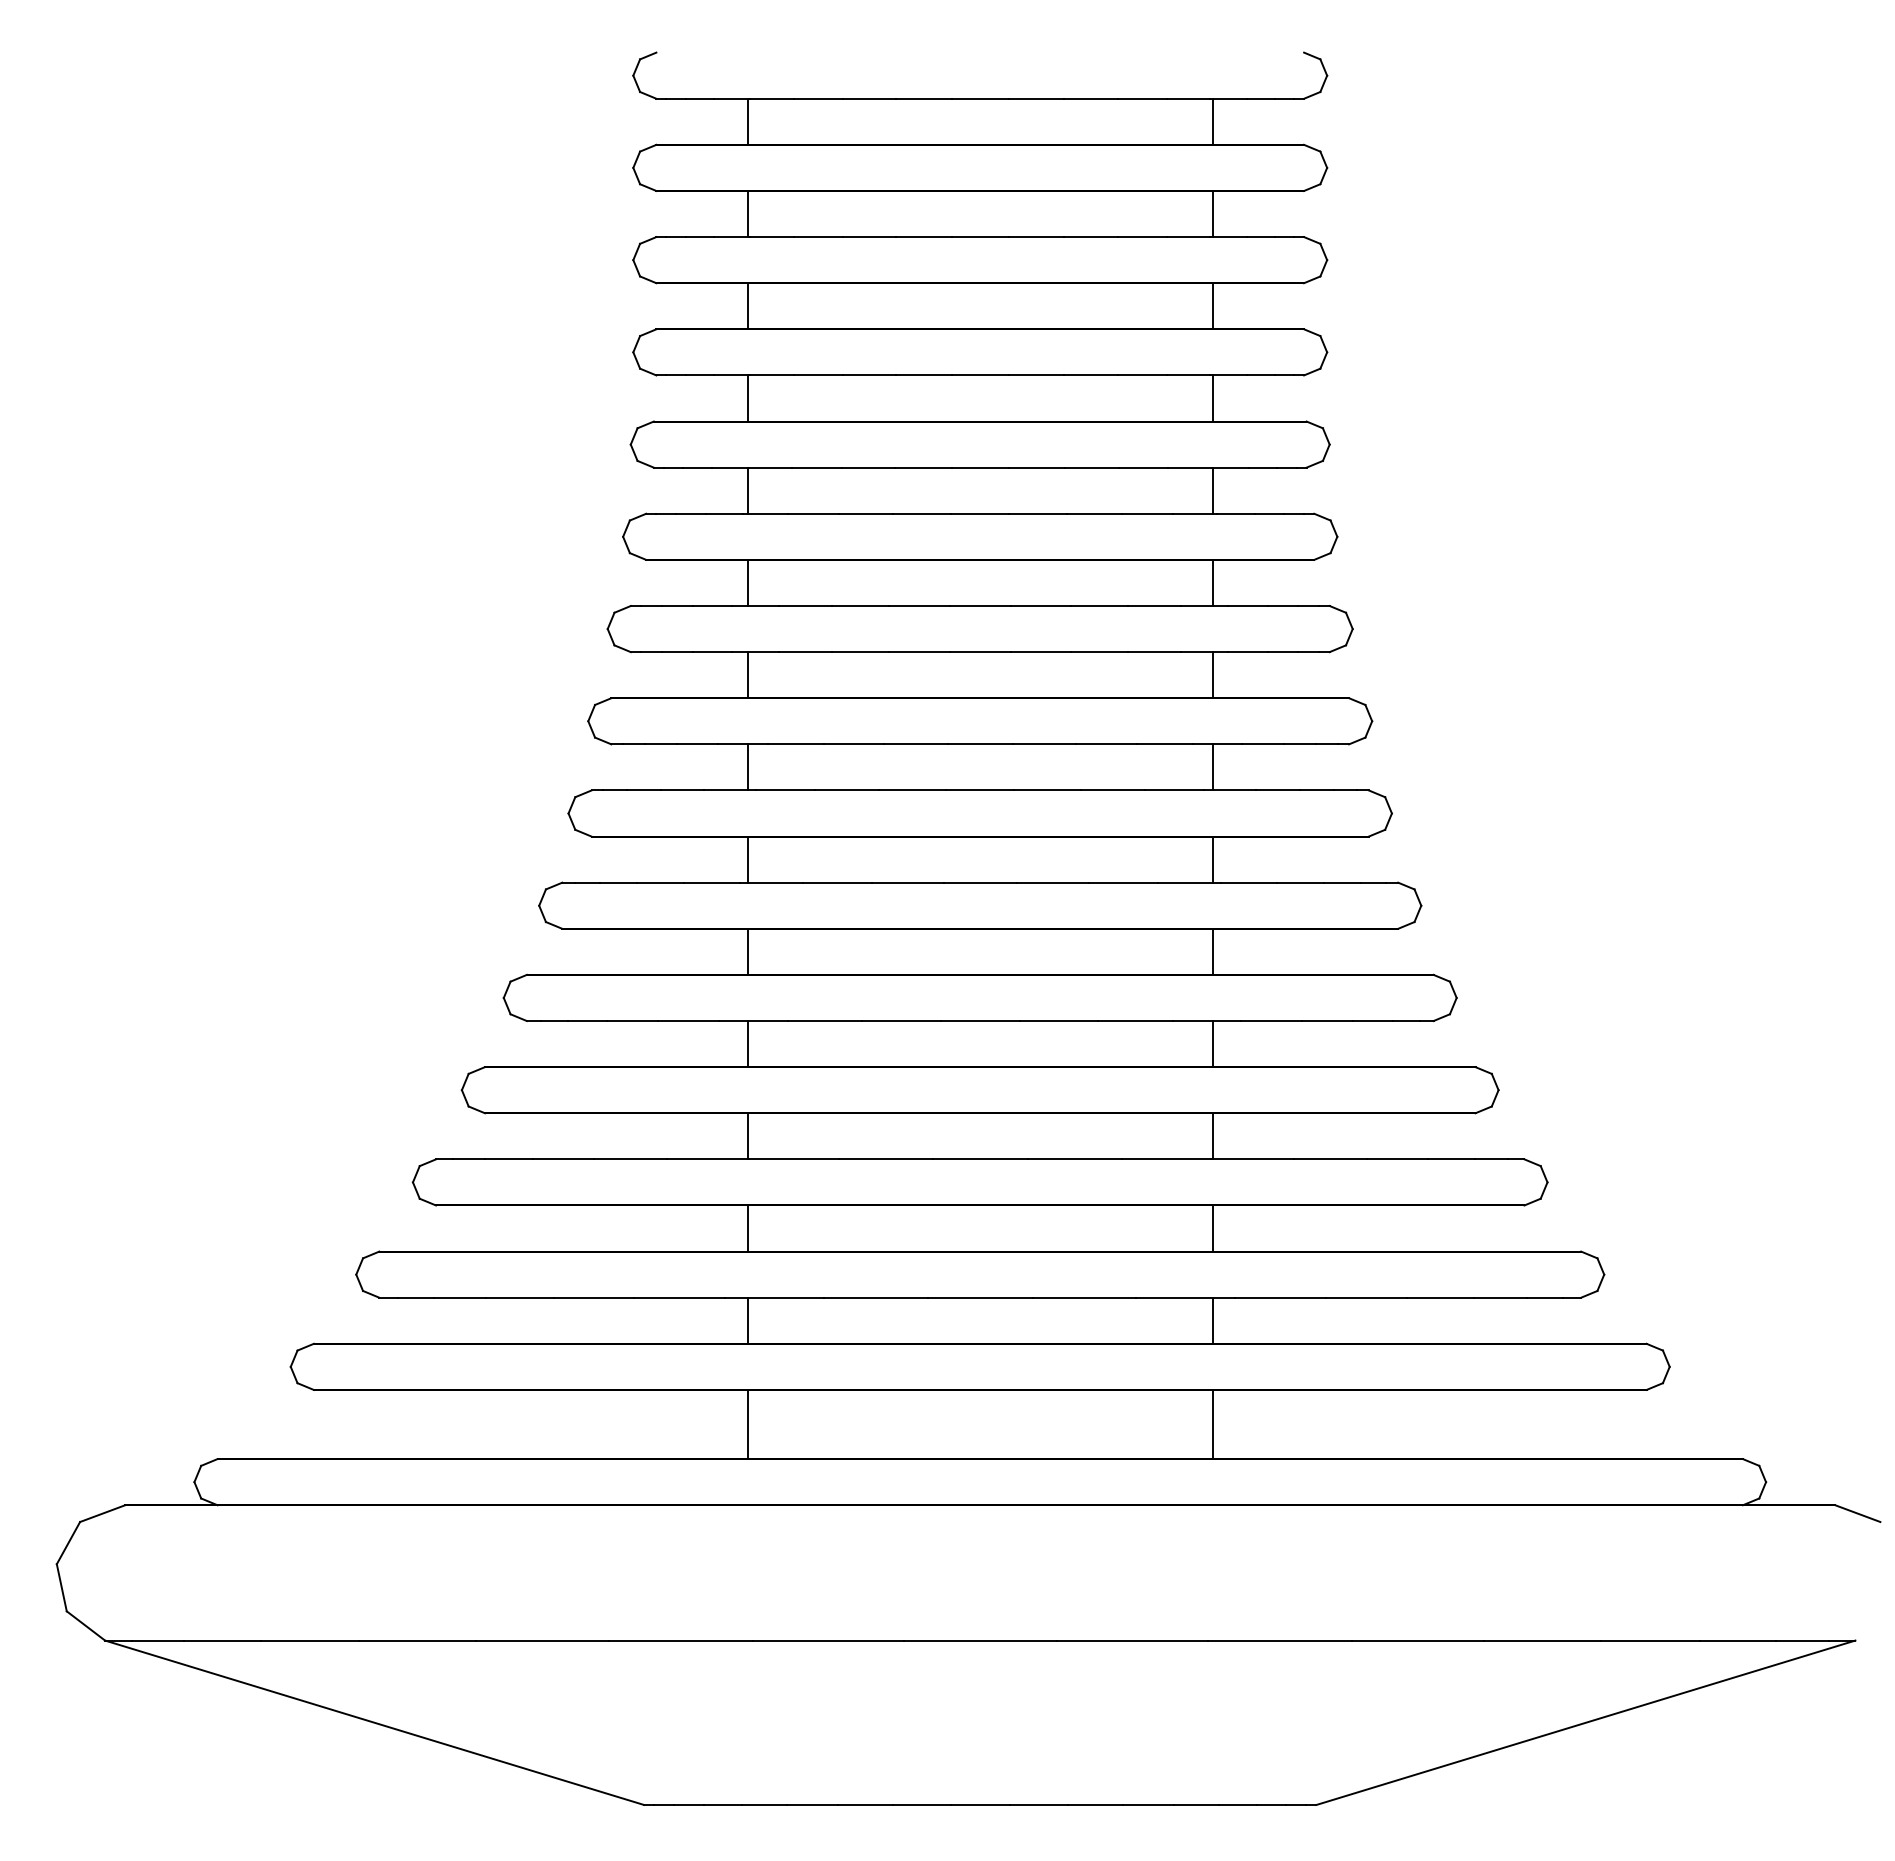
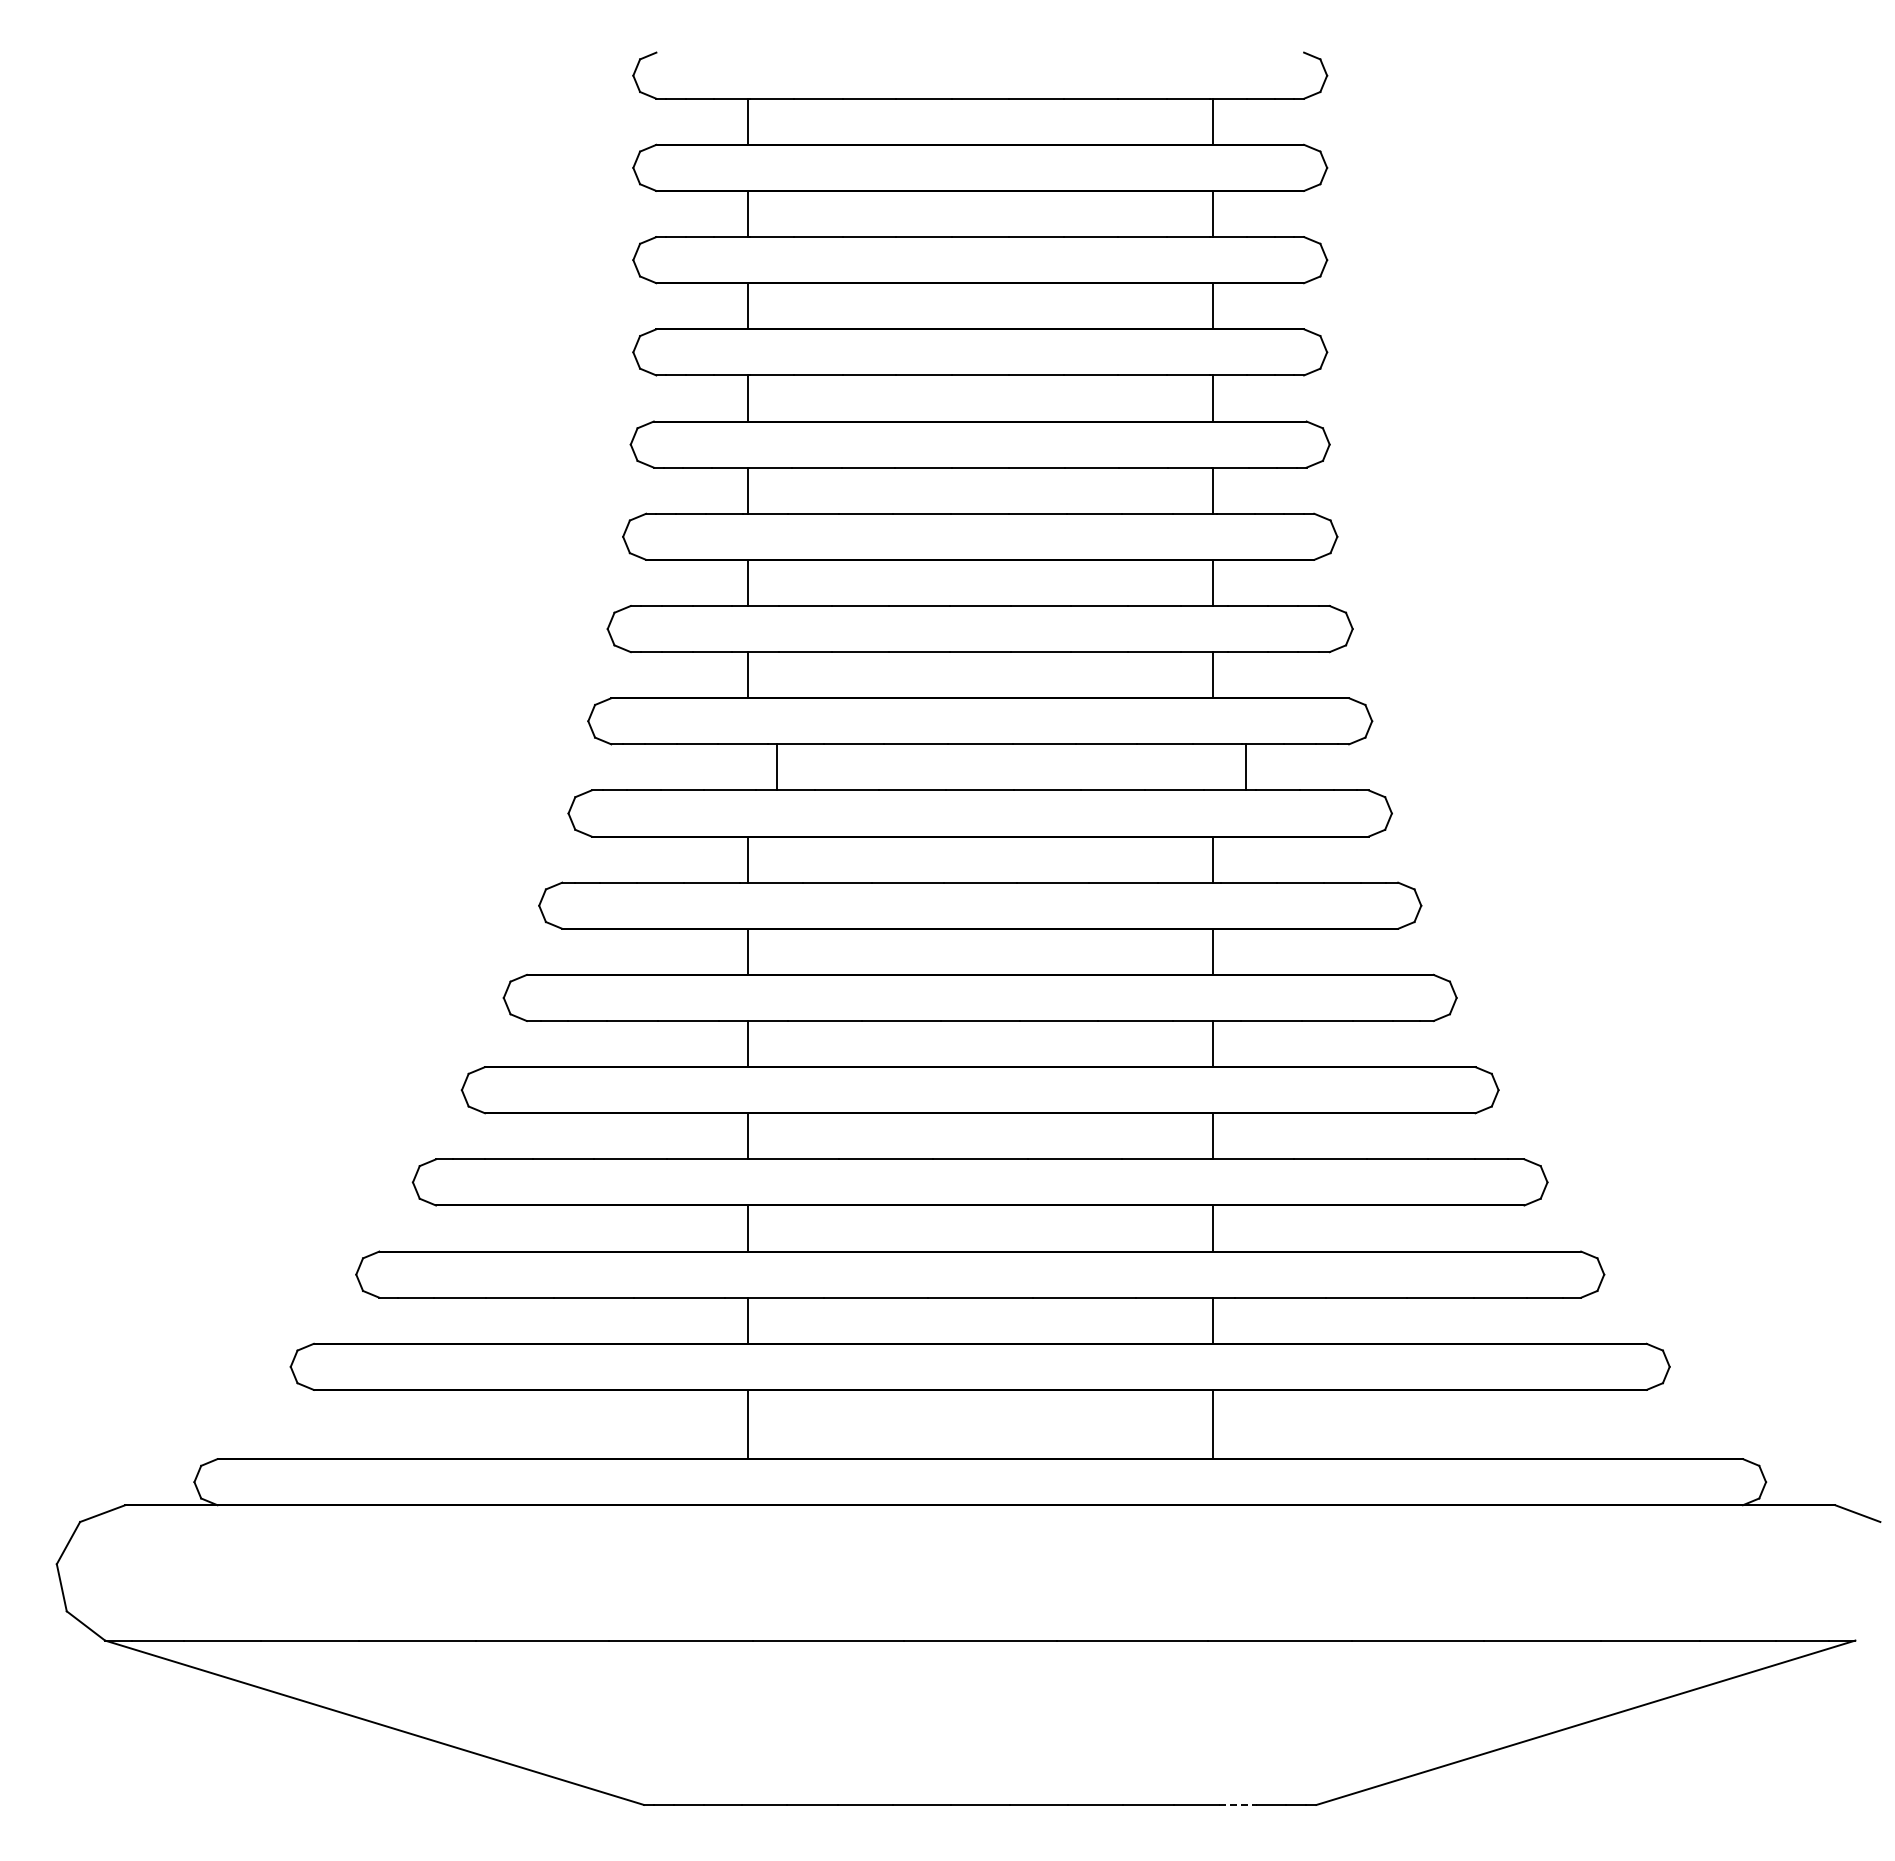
line position: (747, 767) -> (776, 767) (776, 767)
line position: (1212, 767) -> (1245, 767) (1245, 767)
line: solid -> dashed (1237, 1804)
